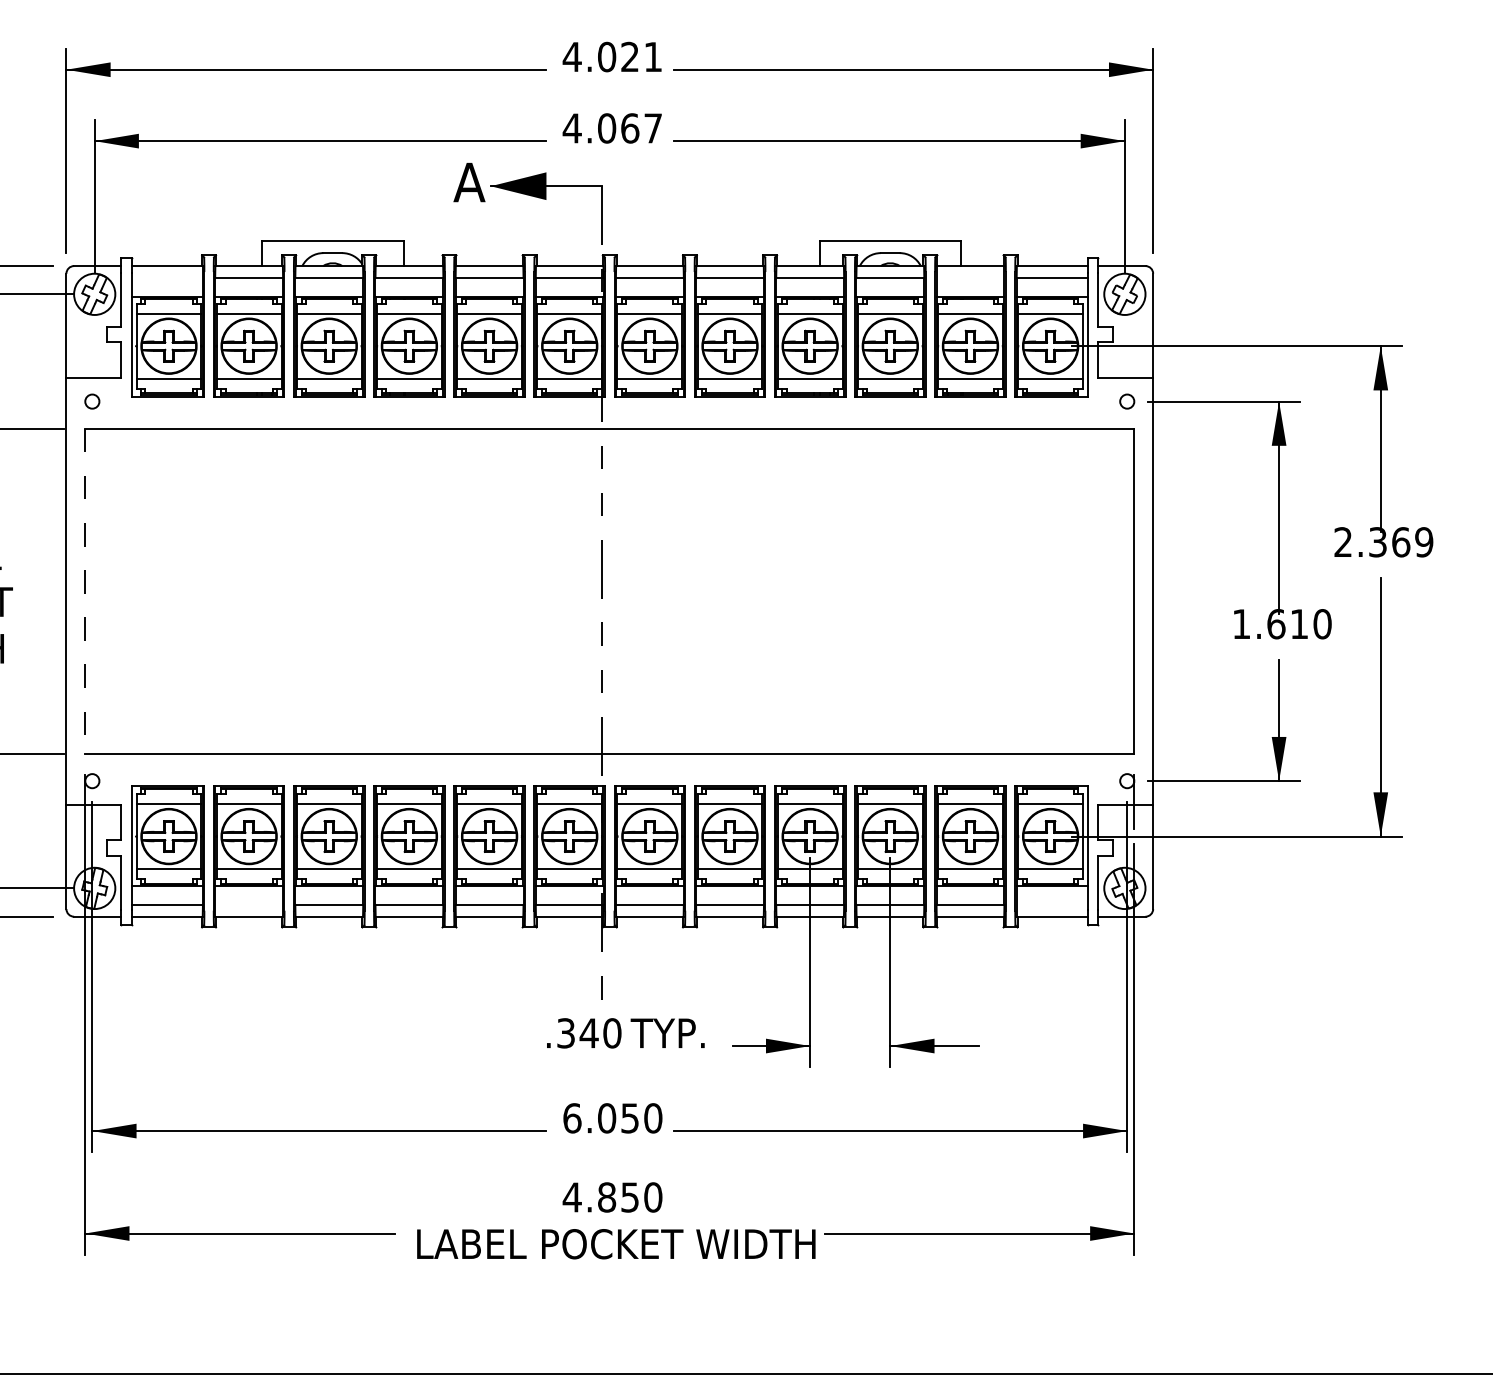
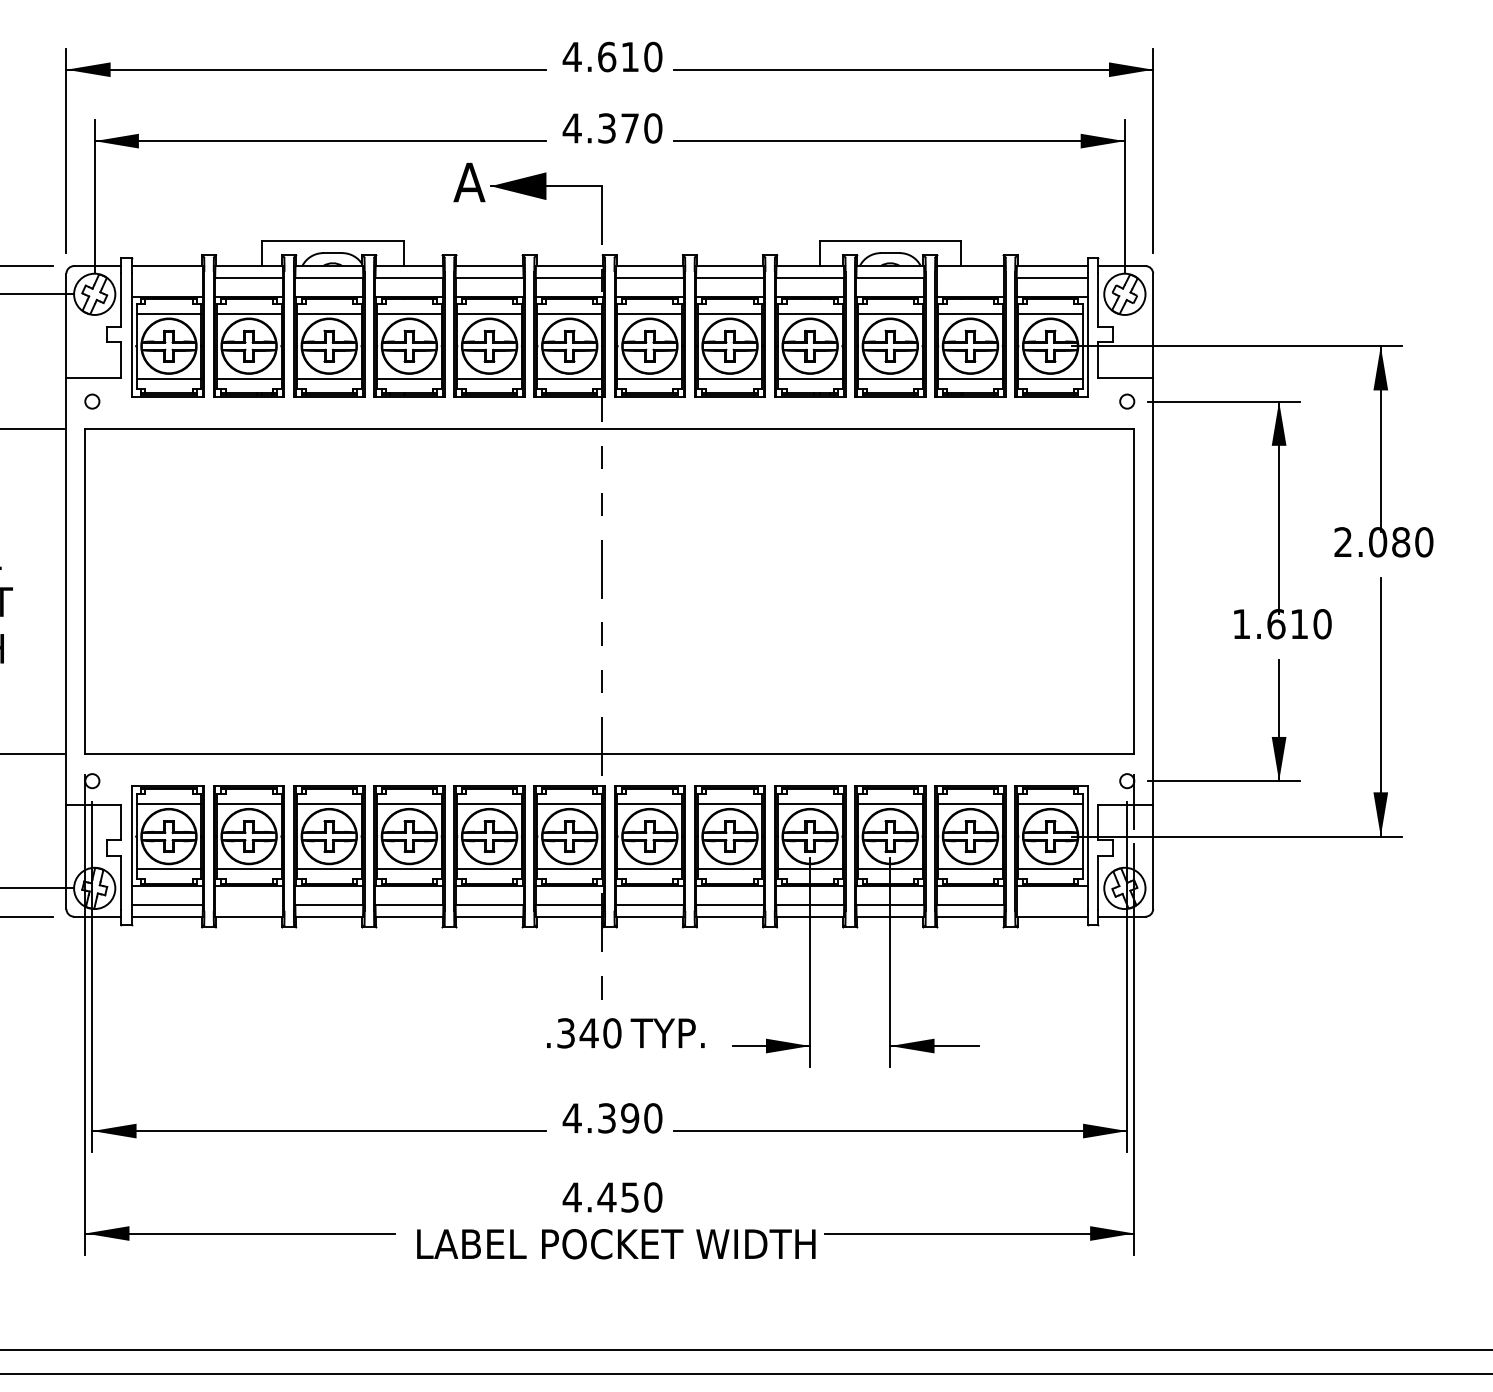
text: 4.021 -> 4.610 (630, 56)
text: 4.067 -> 4.370 (630, 128)
text: 2.369 -> 2.080 (1401, 542)
line: dashed -> solid (85, 591)
text: 6.050 -> 4.390 (600, 1118)
text: 4.850 -> 4.450 (606, 1197)
line: none -> present (745, 1350)
